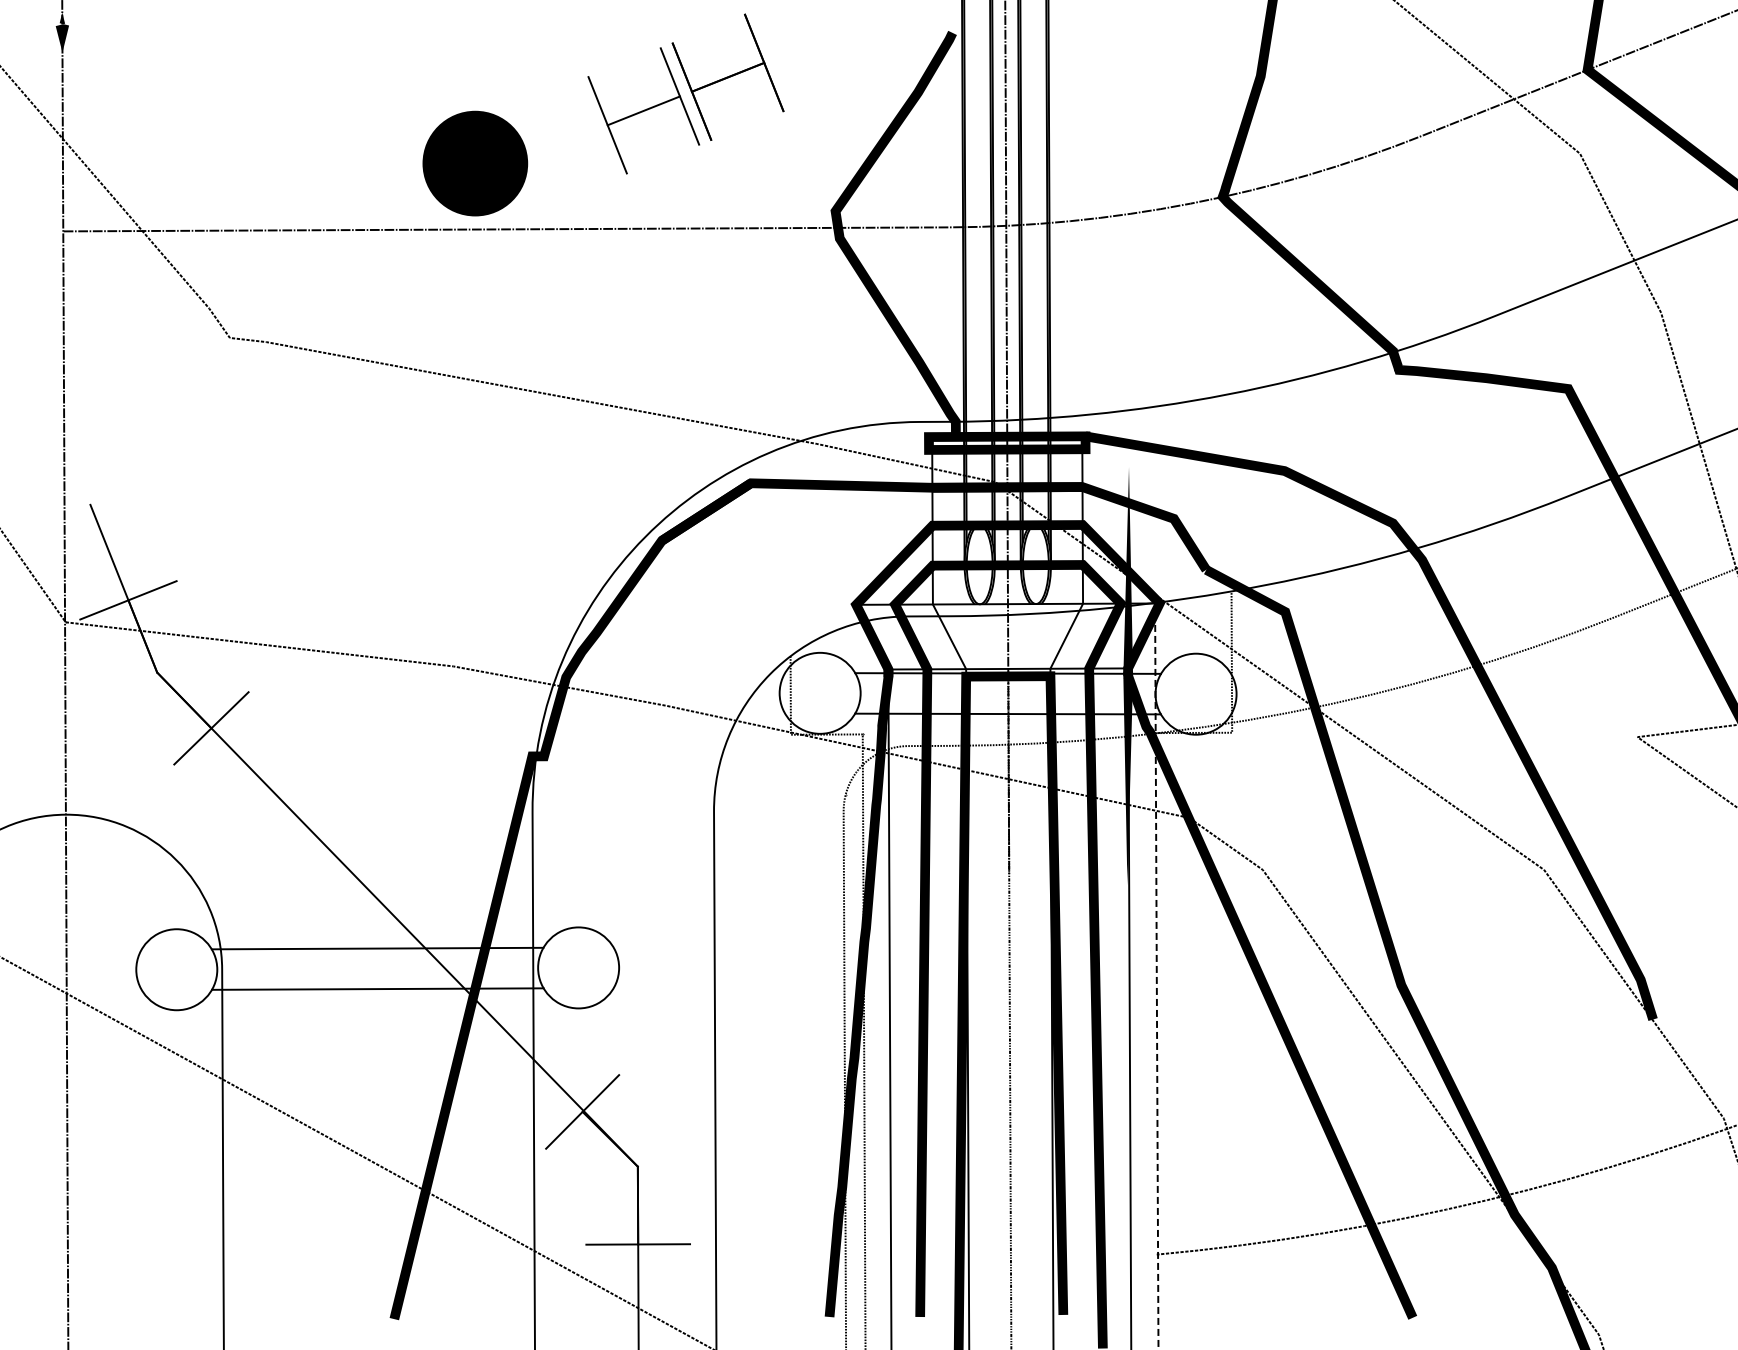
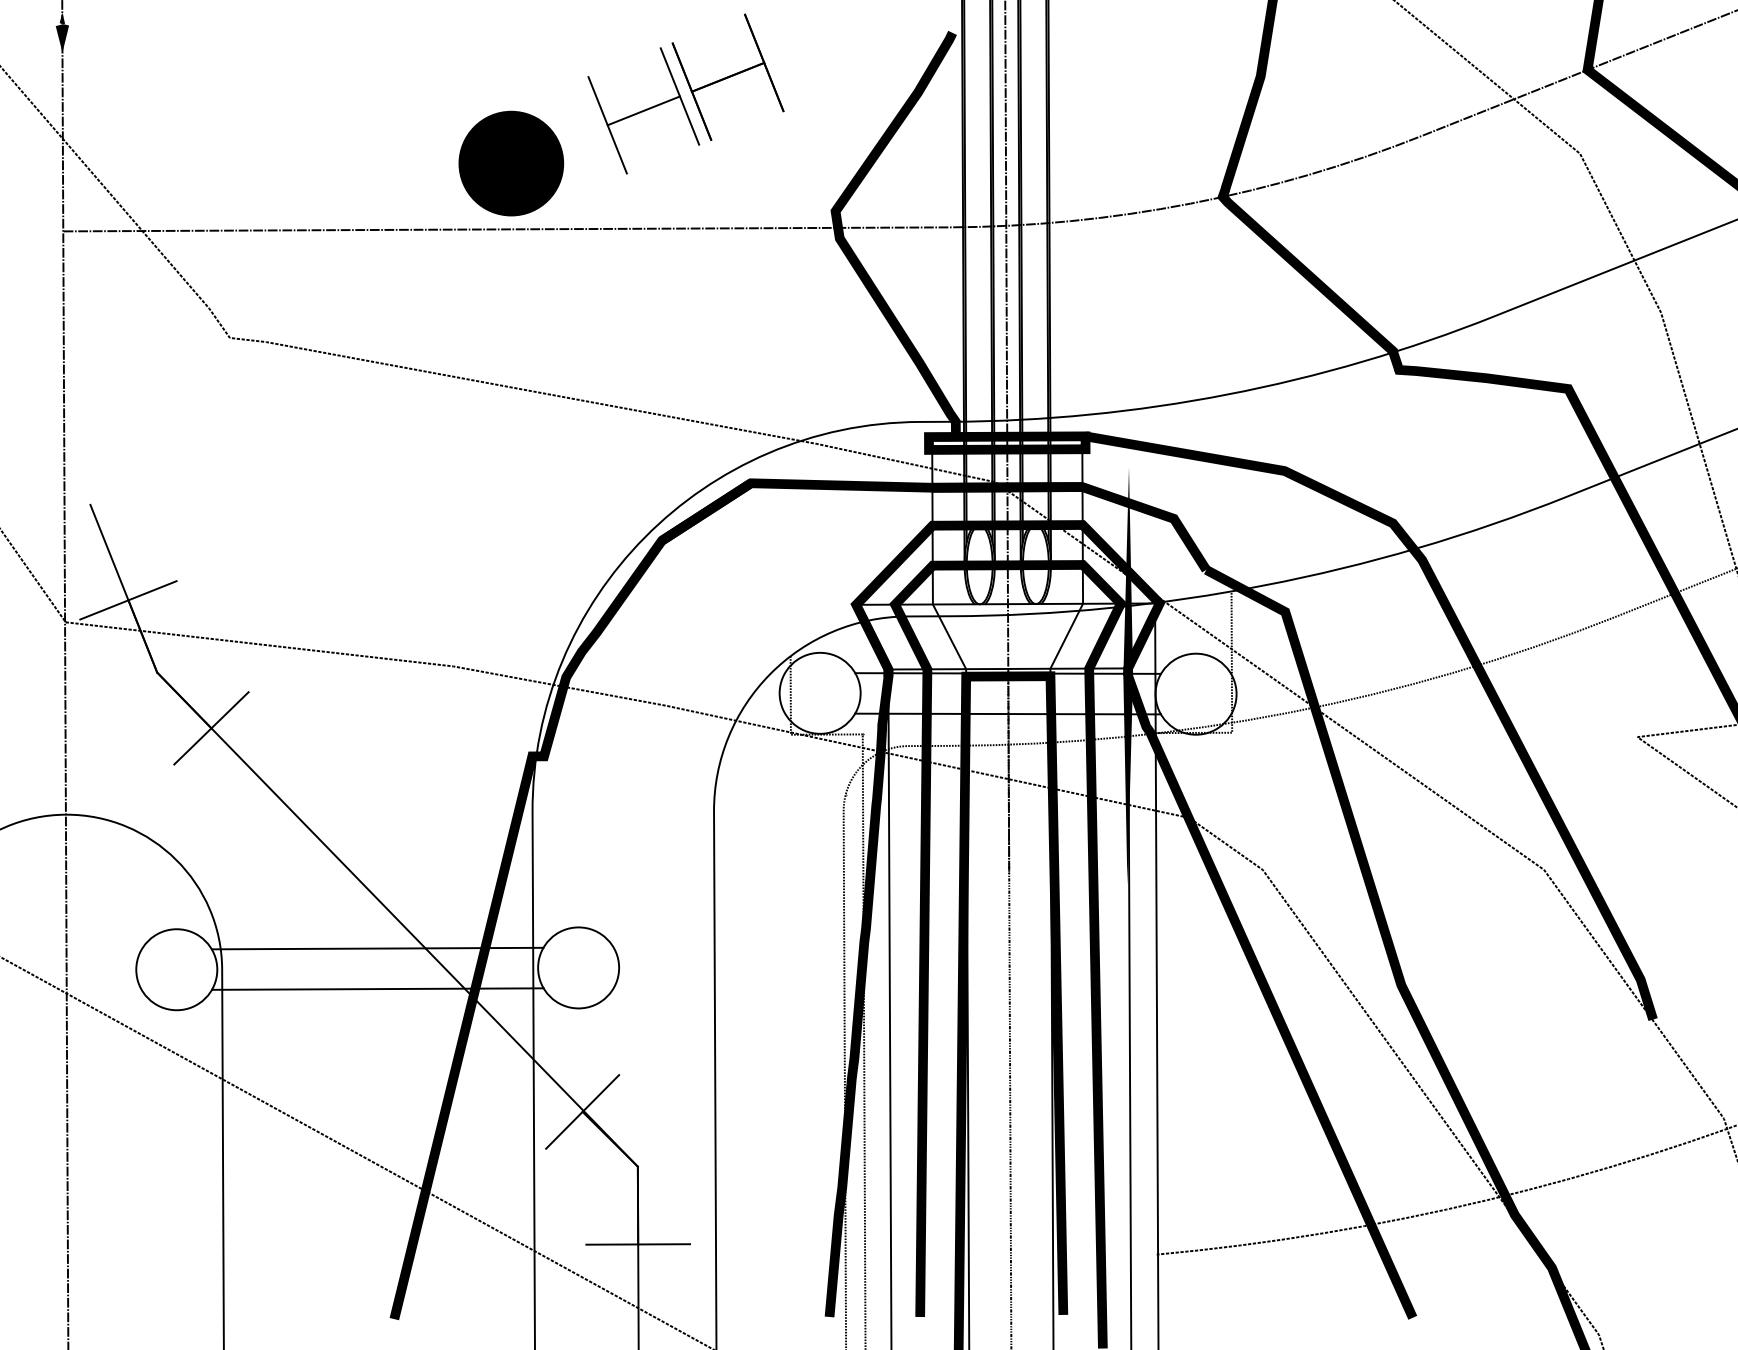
part position: (475, 163) -> (511, 163) (511, 163)
line: dashed -> solid (1156, 976)
